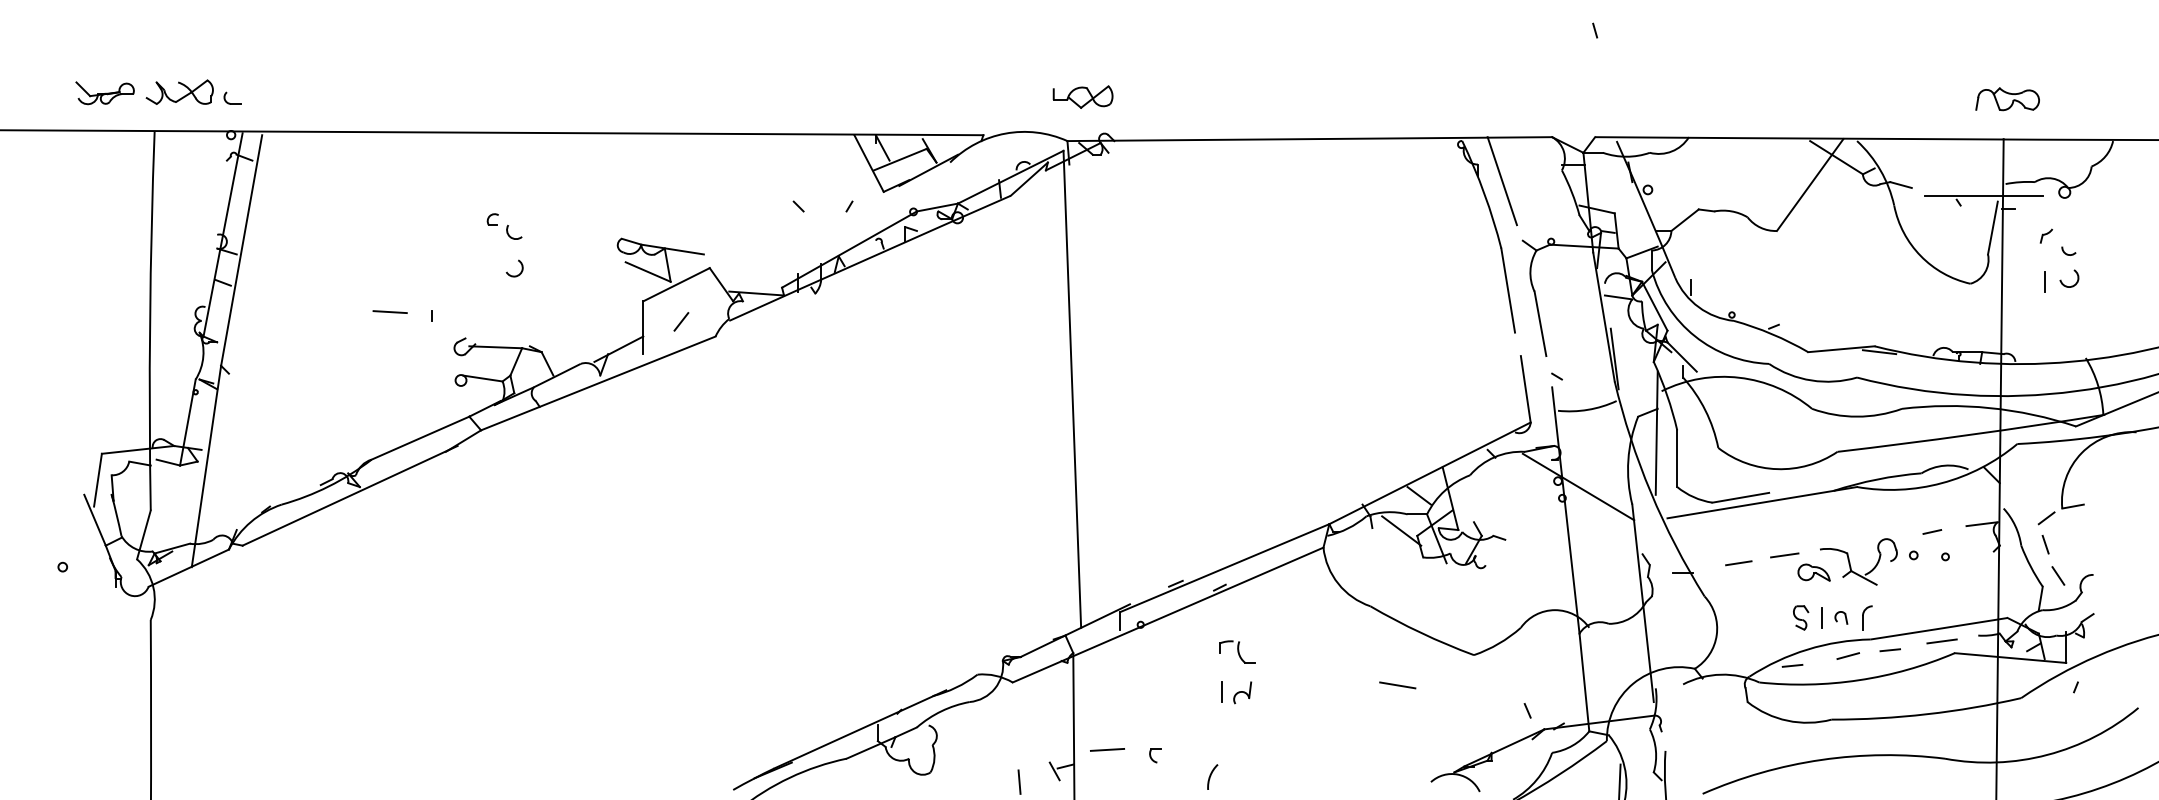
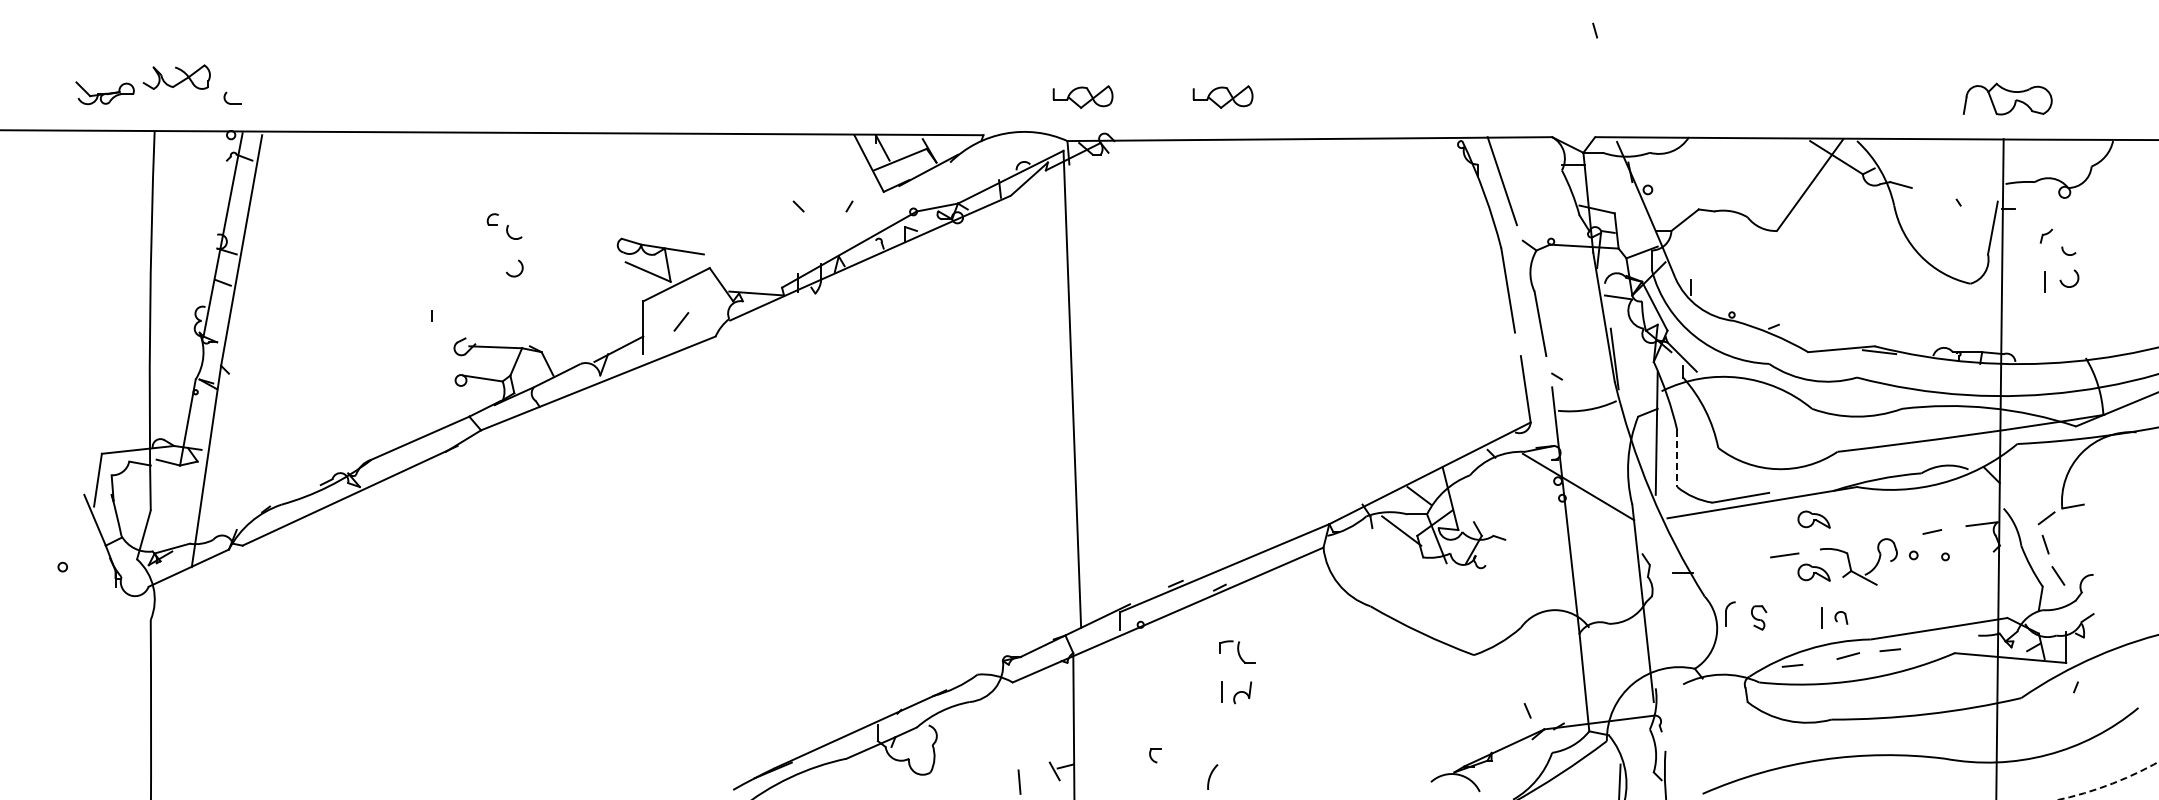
part position: (179, 91) -> (176, 76) (176, 76)
part: none -> present (1222, 96)
part size: 65x25 px -> 91x34 px (2007, 98)
line: present -> none (1983, 195)
line: present -> none (389, 312)
line: solid -> dashed (1677, 459)
part: none -> present (1813, 519)
line: present -> none (1738, 563)
part position: (1801, 617) -> (1759, 617) (1759, 617)
part position: (1867, 617) -> (1730, 613) (1730, 613)
line: present -> none (1941, 641)
line: present -> none (1397, 685)
line: present -> none (1107, 749)
arc: solid -> dashed (2111, 784)
